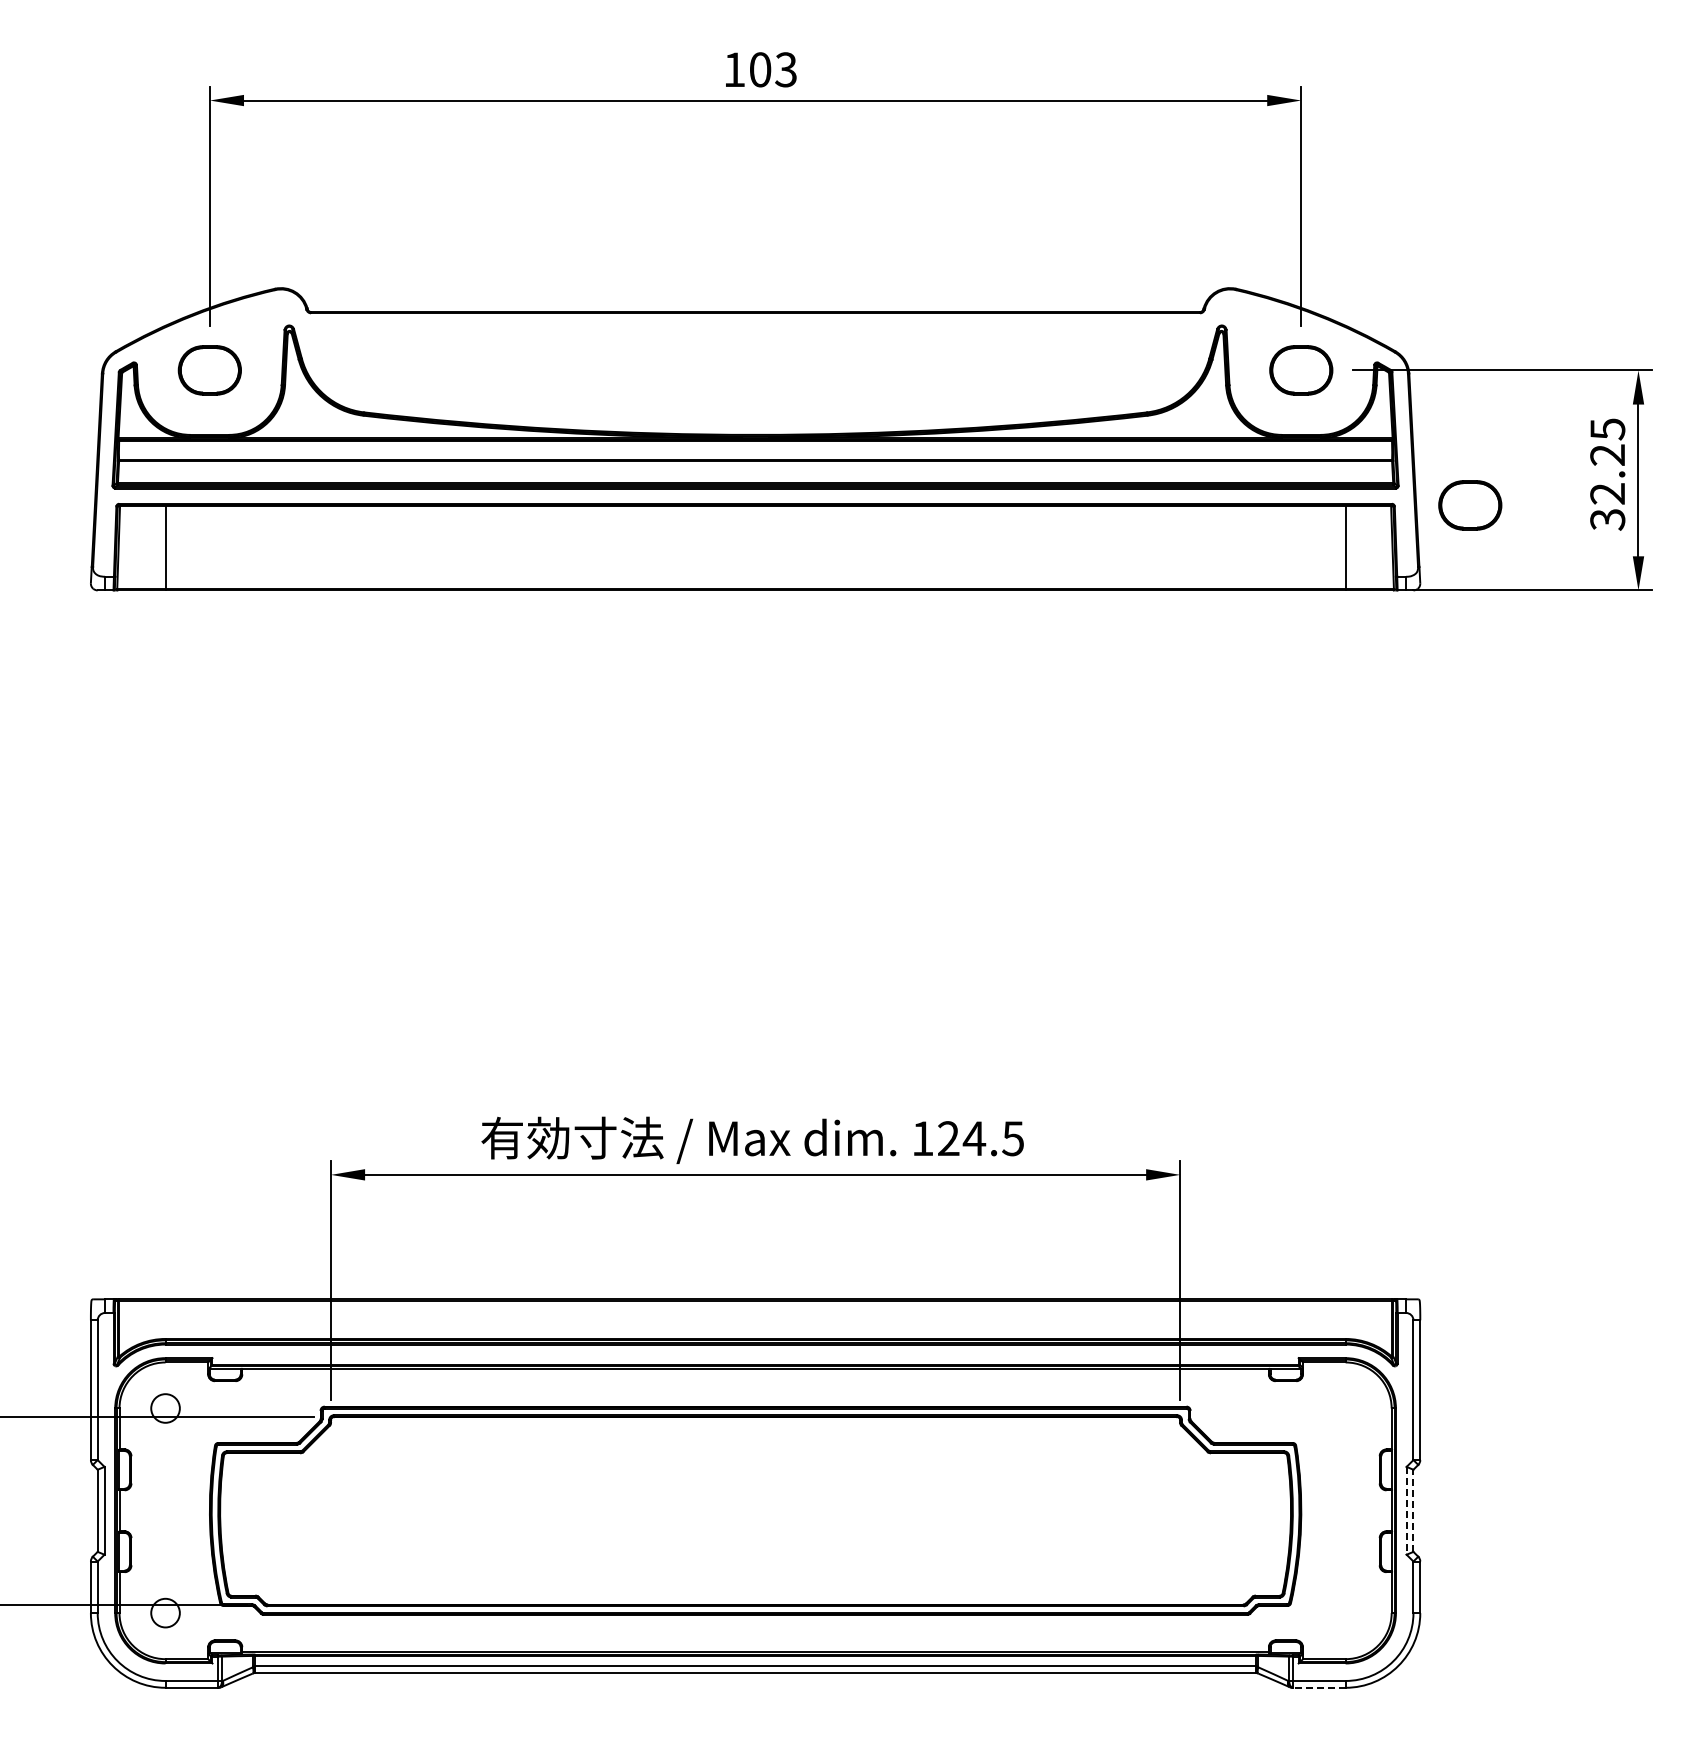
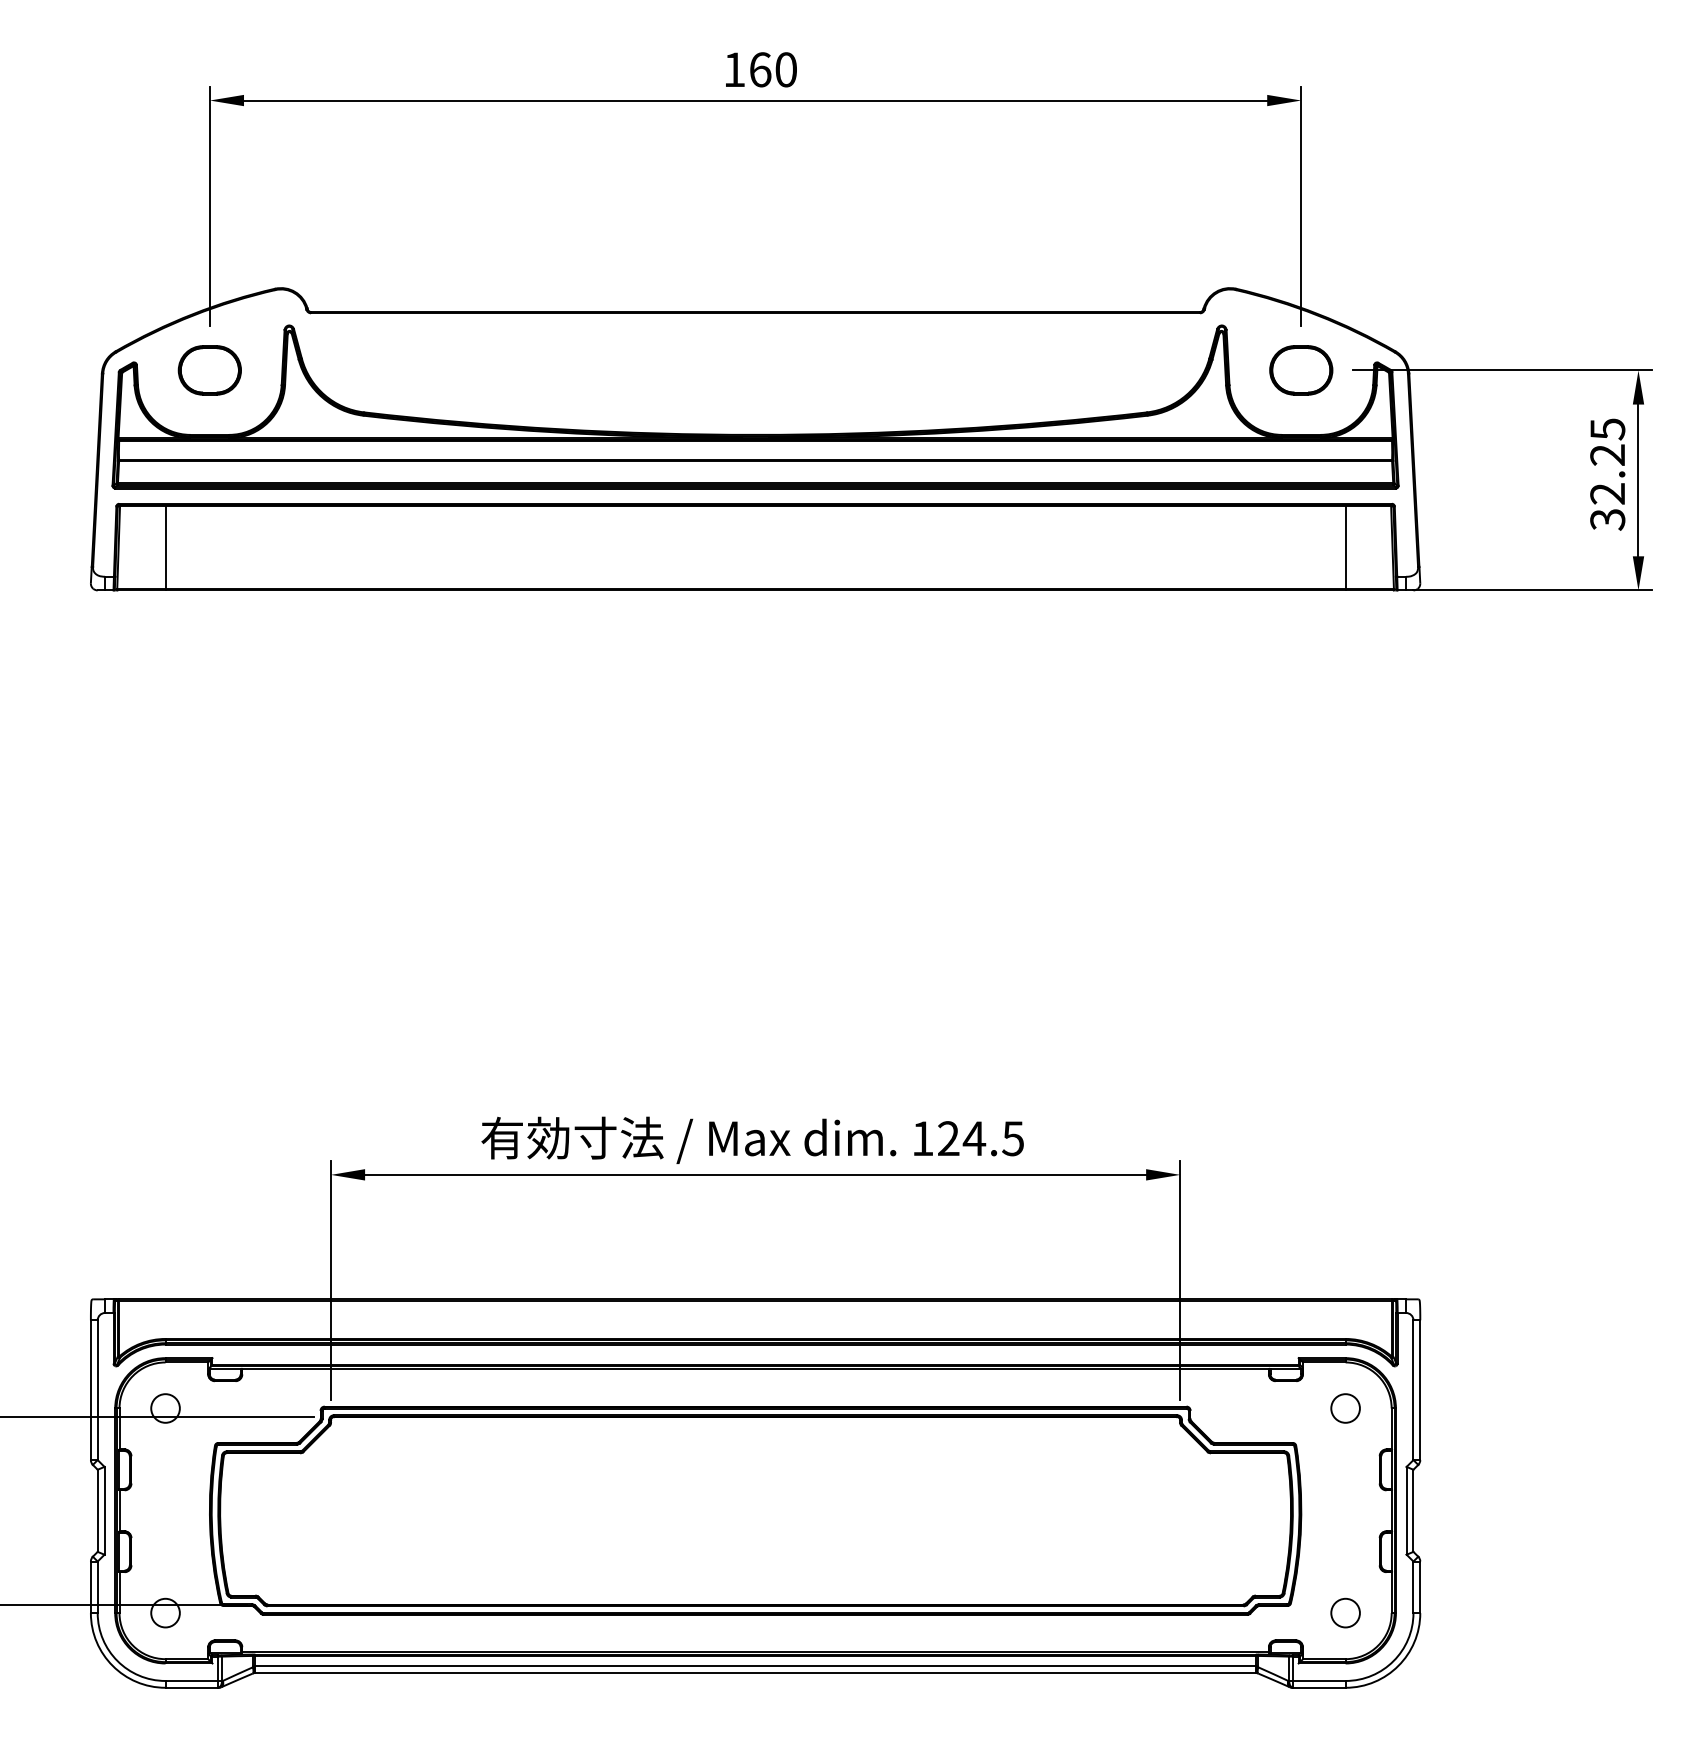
text: 103 -> 160 (773, 69)
part: present -> none (1470, 505)
circle: none -> present (1345, 1408)
line: dashed -> solid (1406, 1510)
line: dashed -> solid (1413, 1510)
circle: none -> present (1345, 1612)
line: dashed -> solid (1319, 1687)
